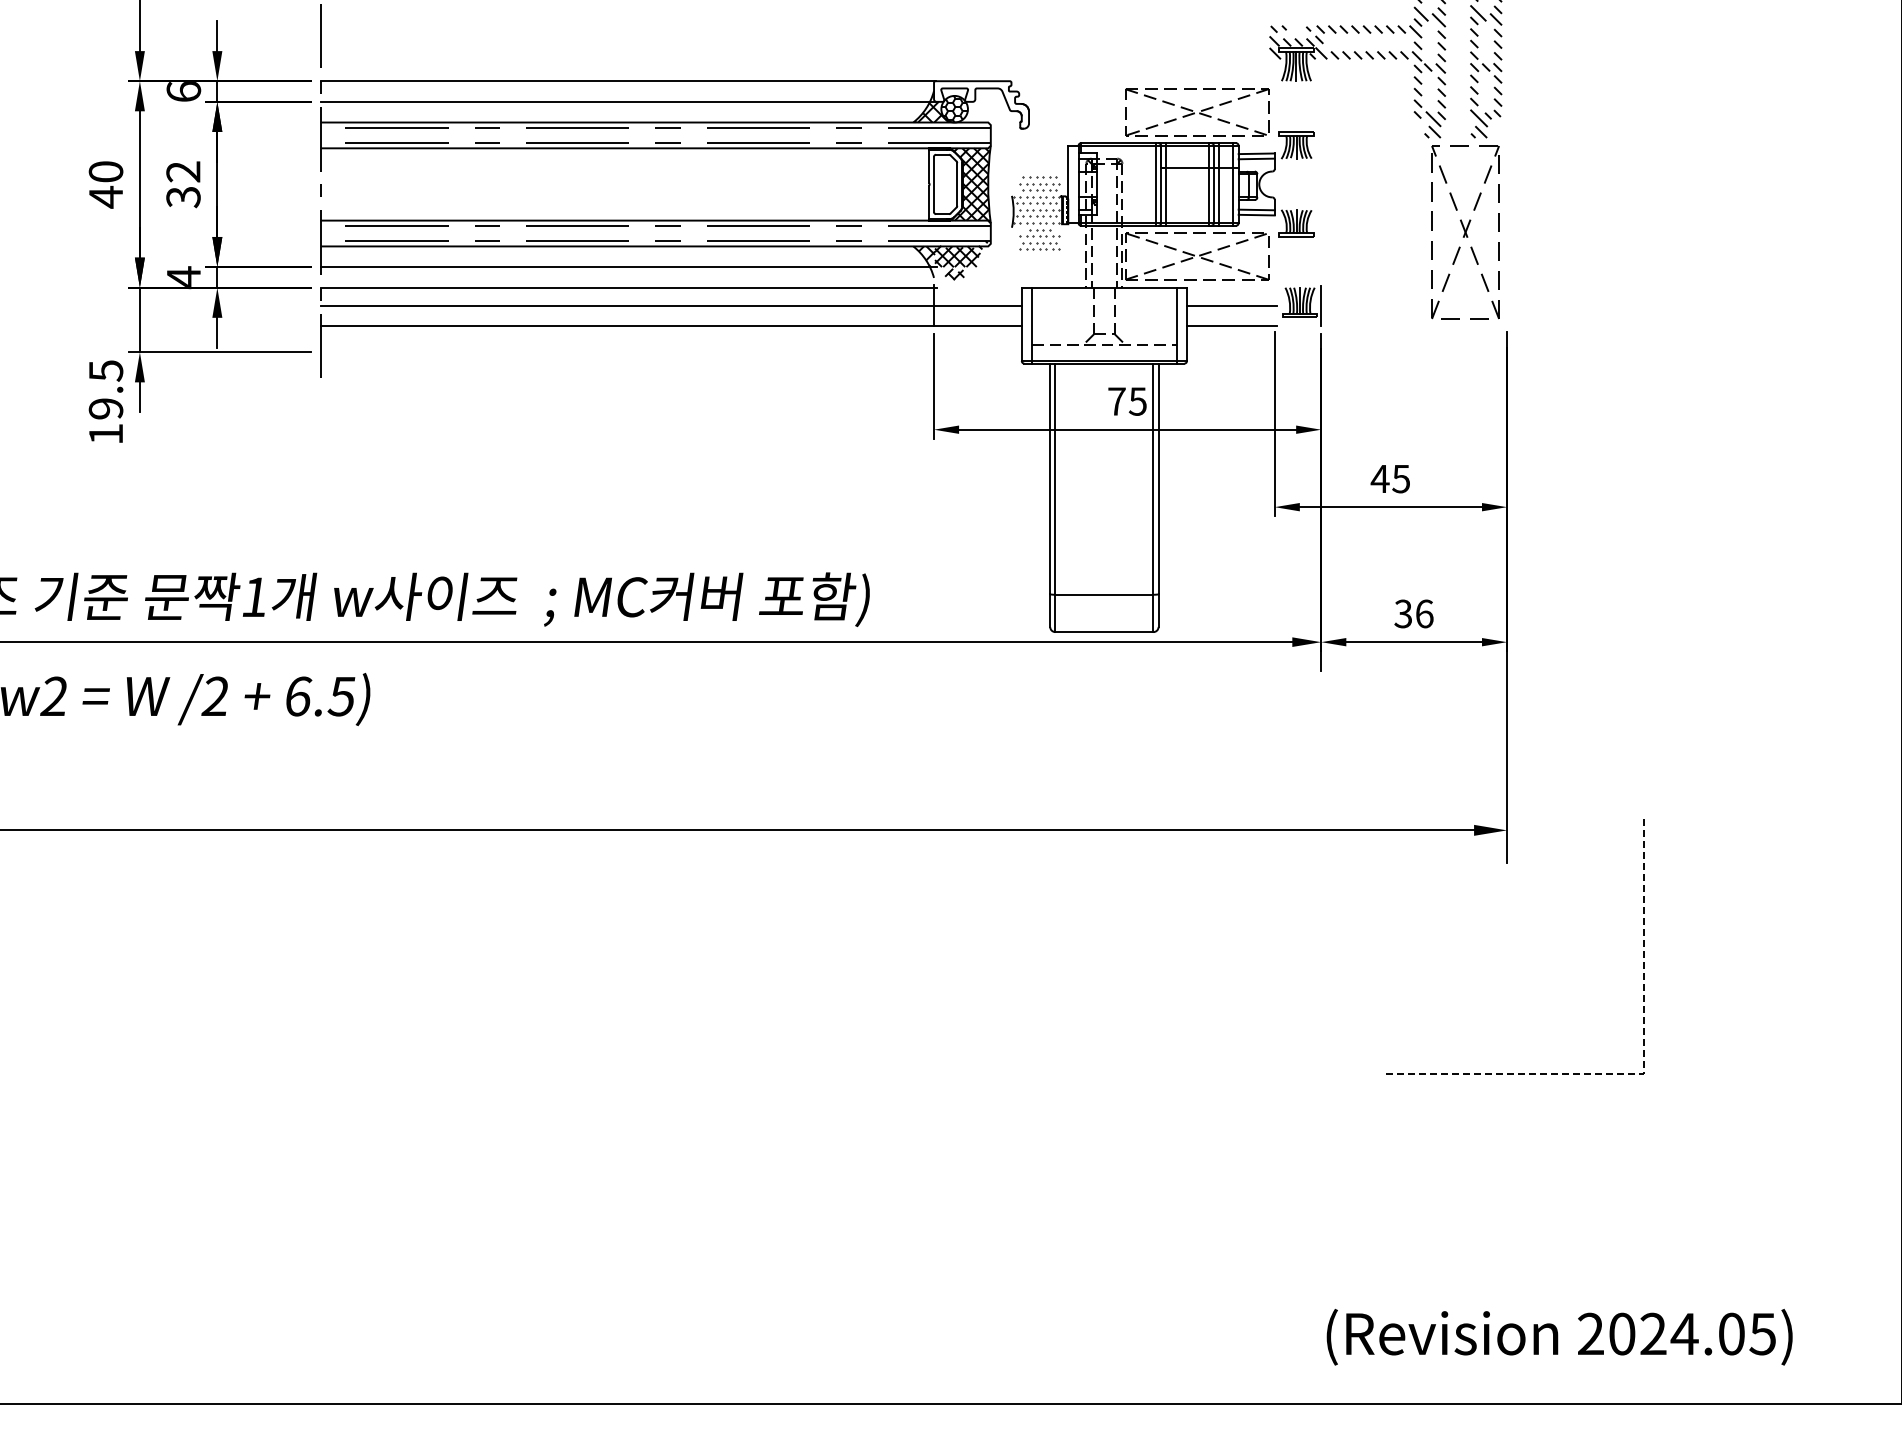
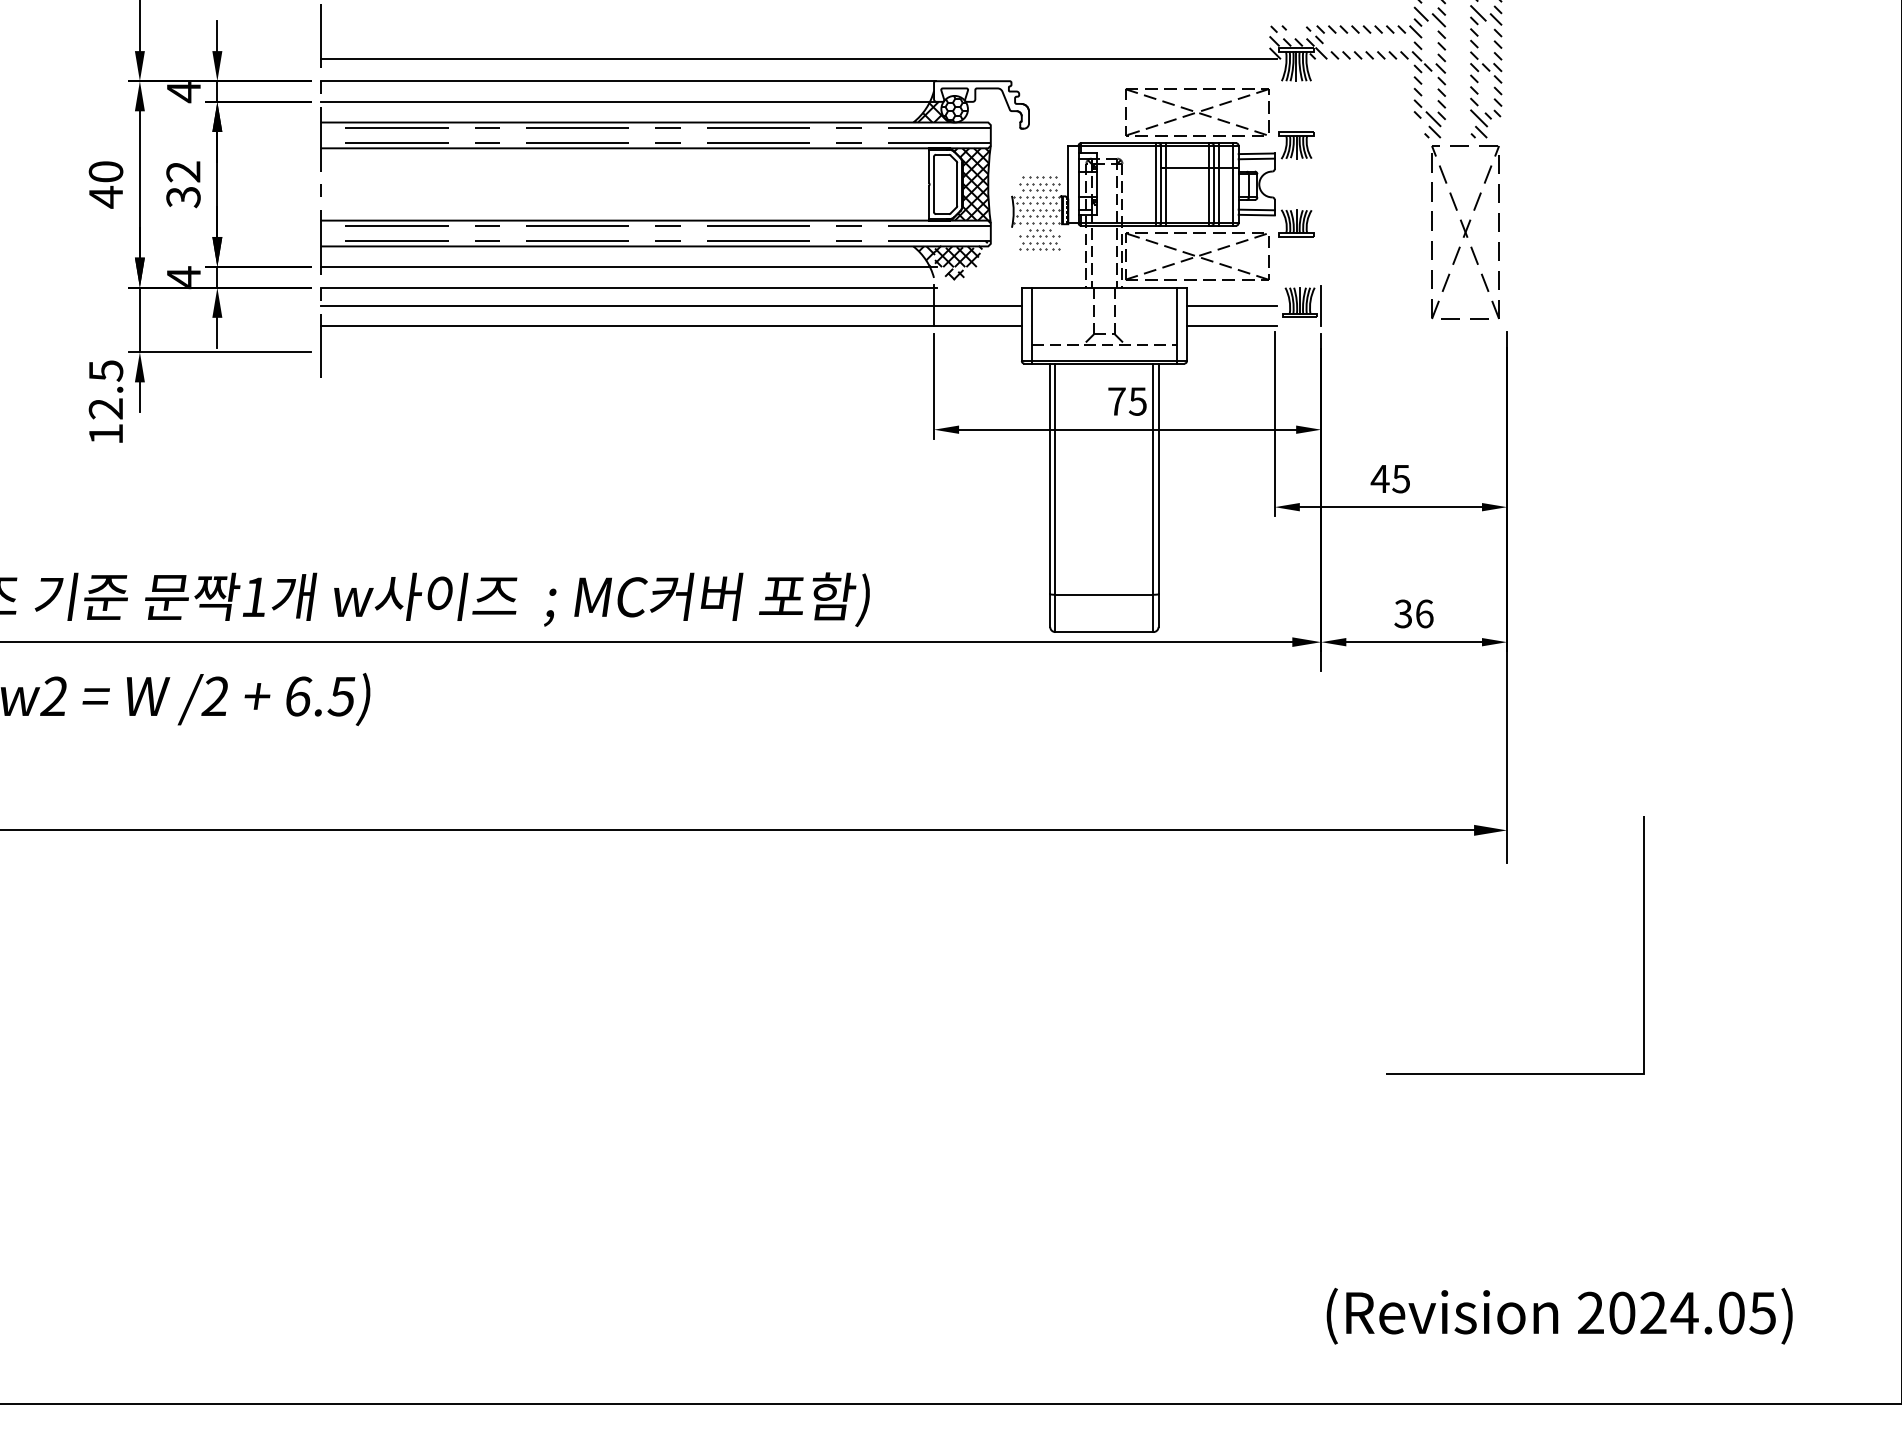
line: none -> present (798, 59)
text: 6 -> 4 (183, 92)
text: 19.5 -> 12.5 (106, 408)
line: dashed -> solid (1644, 1074)
text position: (1559, 1337) -> (1559, 1316) (1559, 1316)
